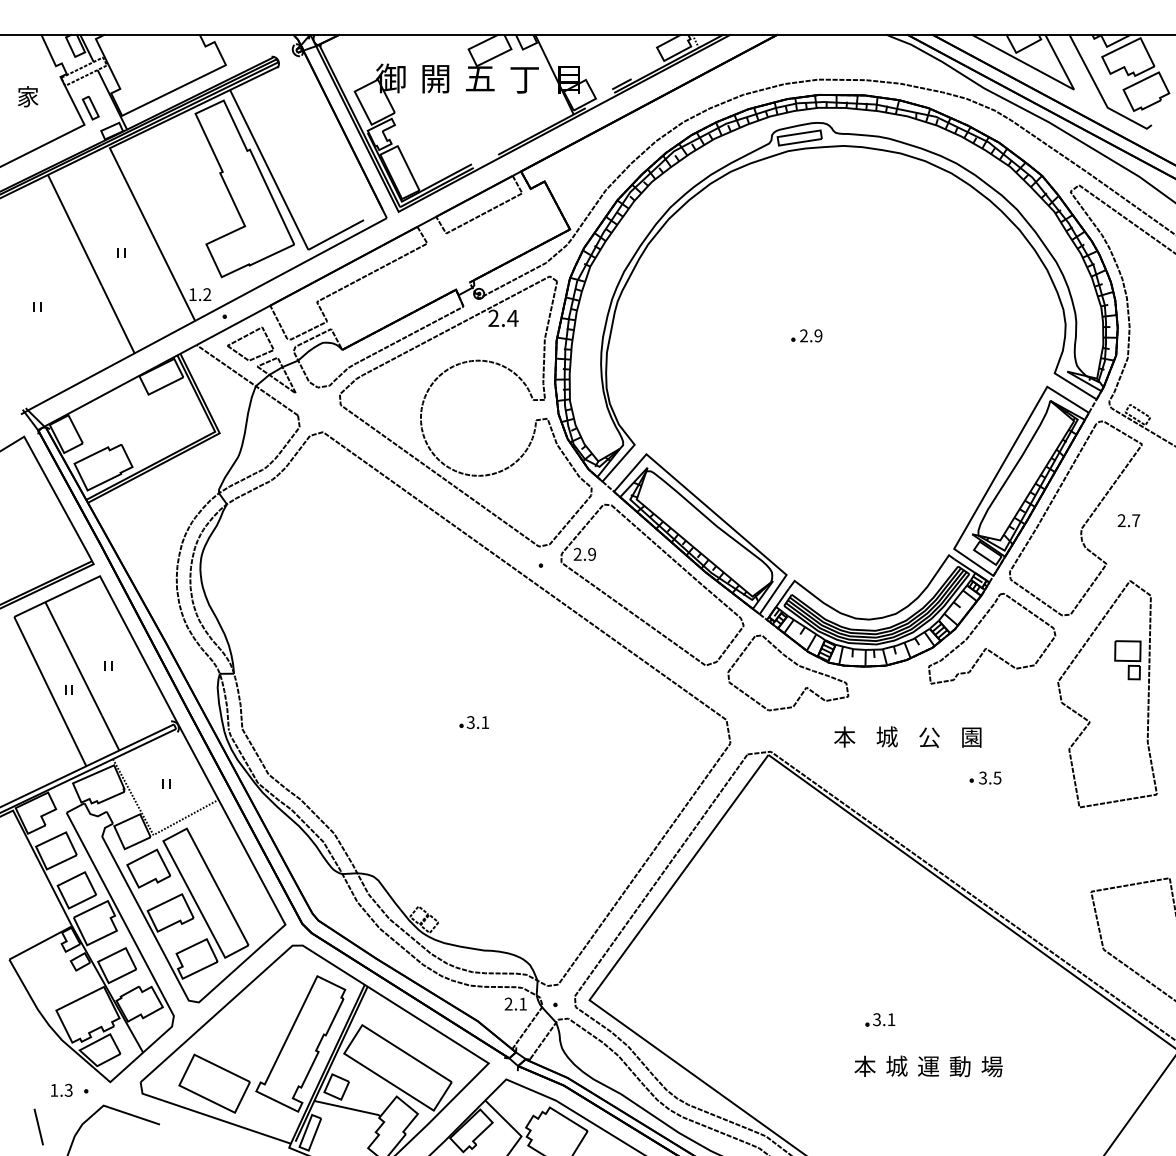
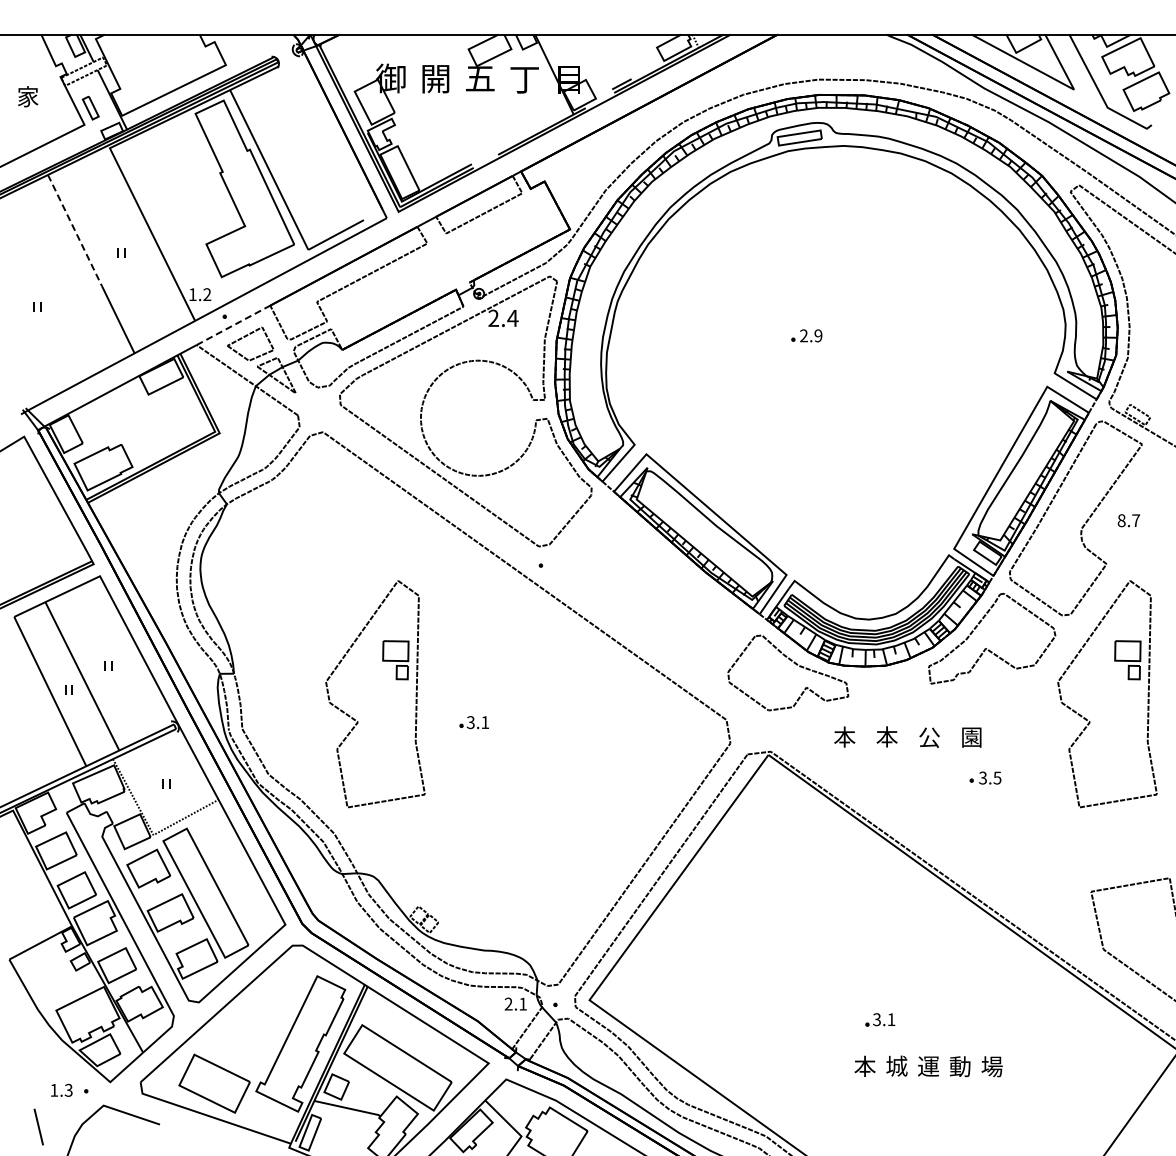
line: solid -> dashed (75, 230)
line: solid -> dashed (233, 325)
text: 2.7 -> 8.7 (1121, 520)
part: present -> none (673, 561)
part: none -> present (395, 679)
text: 城 -> 本 (886, 736)
